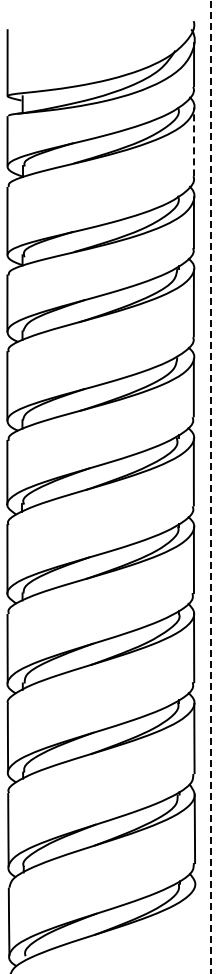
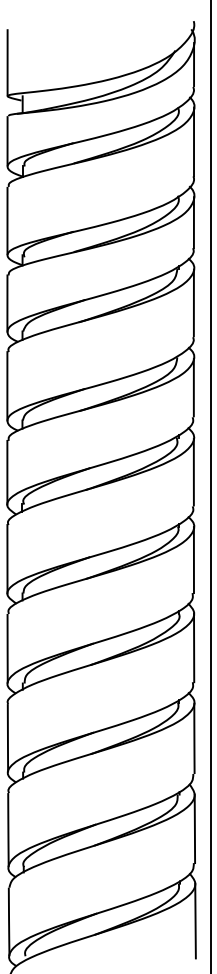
line: dashed -> solid (194, 141)
line: dashed -> solid (210, 487)
line: none -> present (195, 920)
